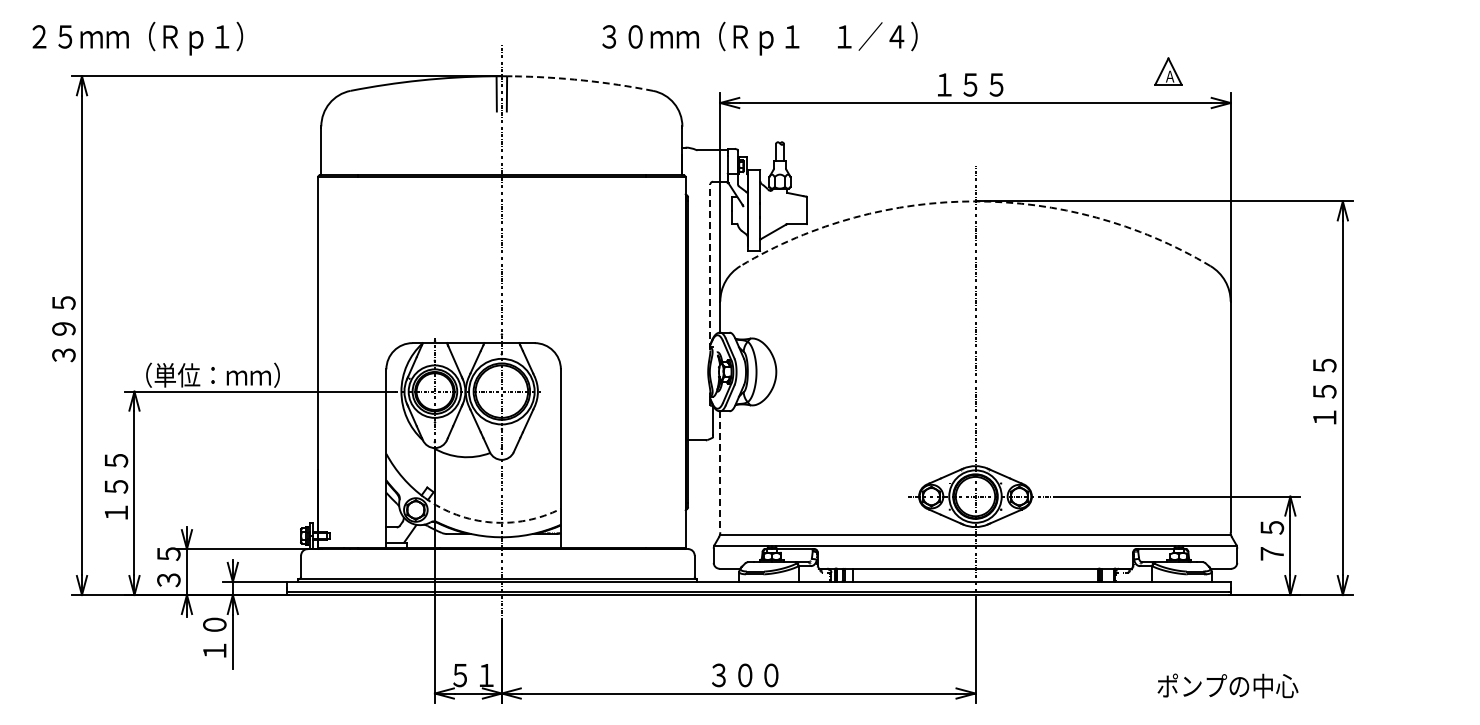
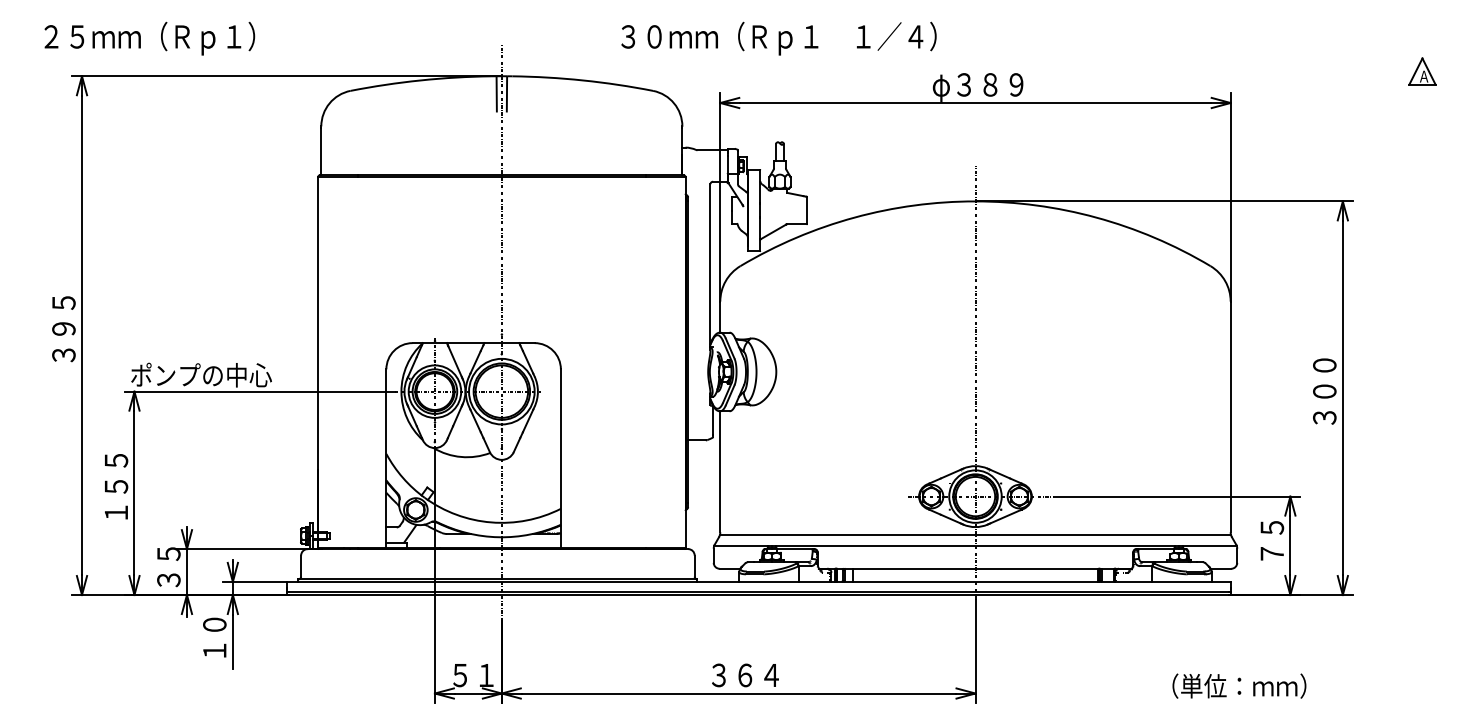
text position: (137, 38) -> (149, 38) (149, 38)
text position: (759, 38) -> (778, 38) (778, 38)
part position: (1168, 71) -> (1422, 71) (1422, 71)
arc: dashed -> solid (583, 80)
text: １５５ -> φ３８９ (977, 87)
arc: dashed -> solid (975, 201)
line: dashed -> solid (710, 266)
text: （単位：ｍｍ） -> ポンプの中心 (205, 374)
text: １５５ -> ３００ (1324, 391)
line: dashed -> solid (720, 472)
arc: dashed -> solid (491, 522)
text: ３００ -> ３６４ (758, 675)
text: ポンプの中心 -> （単位：ｍｍ） (1231, 685)
